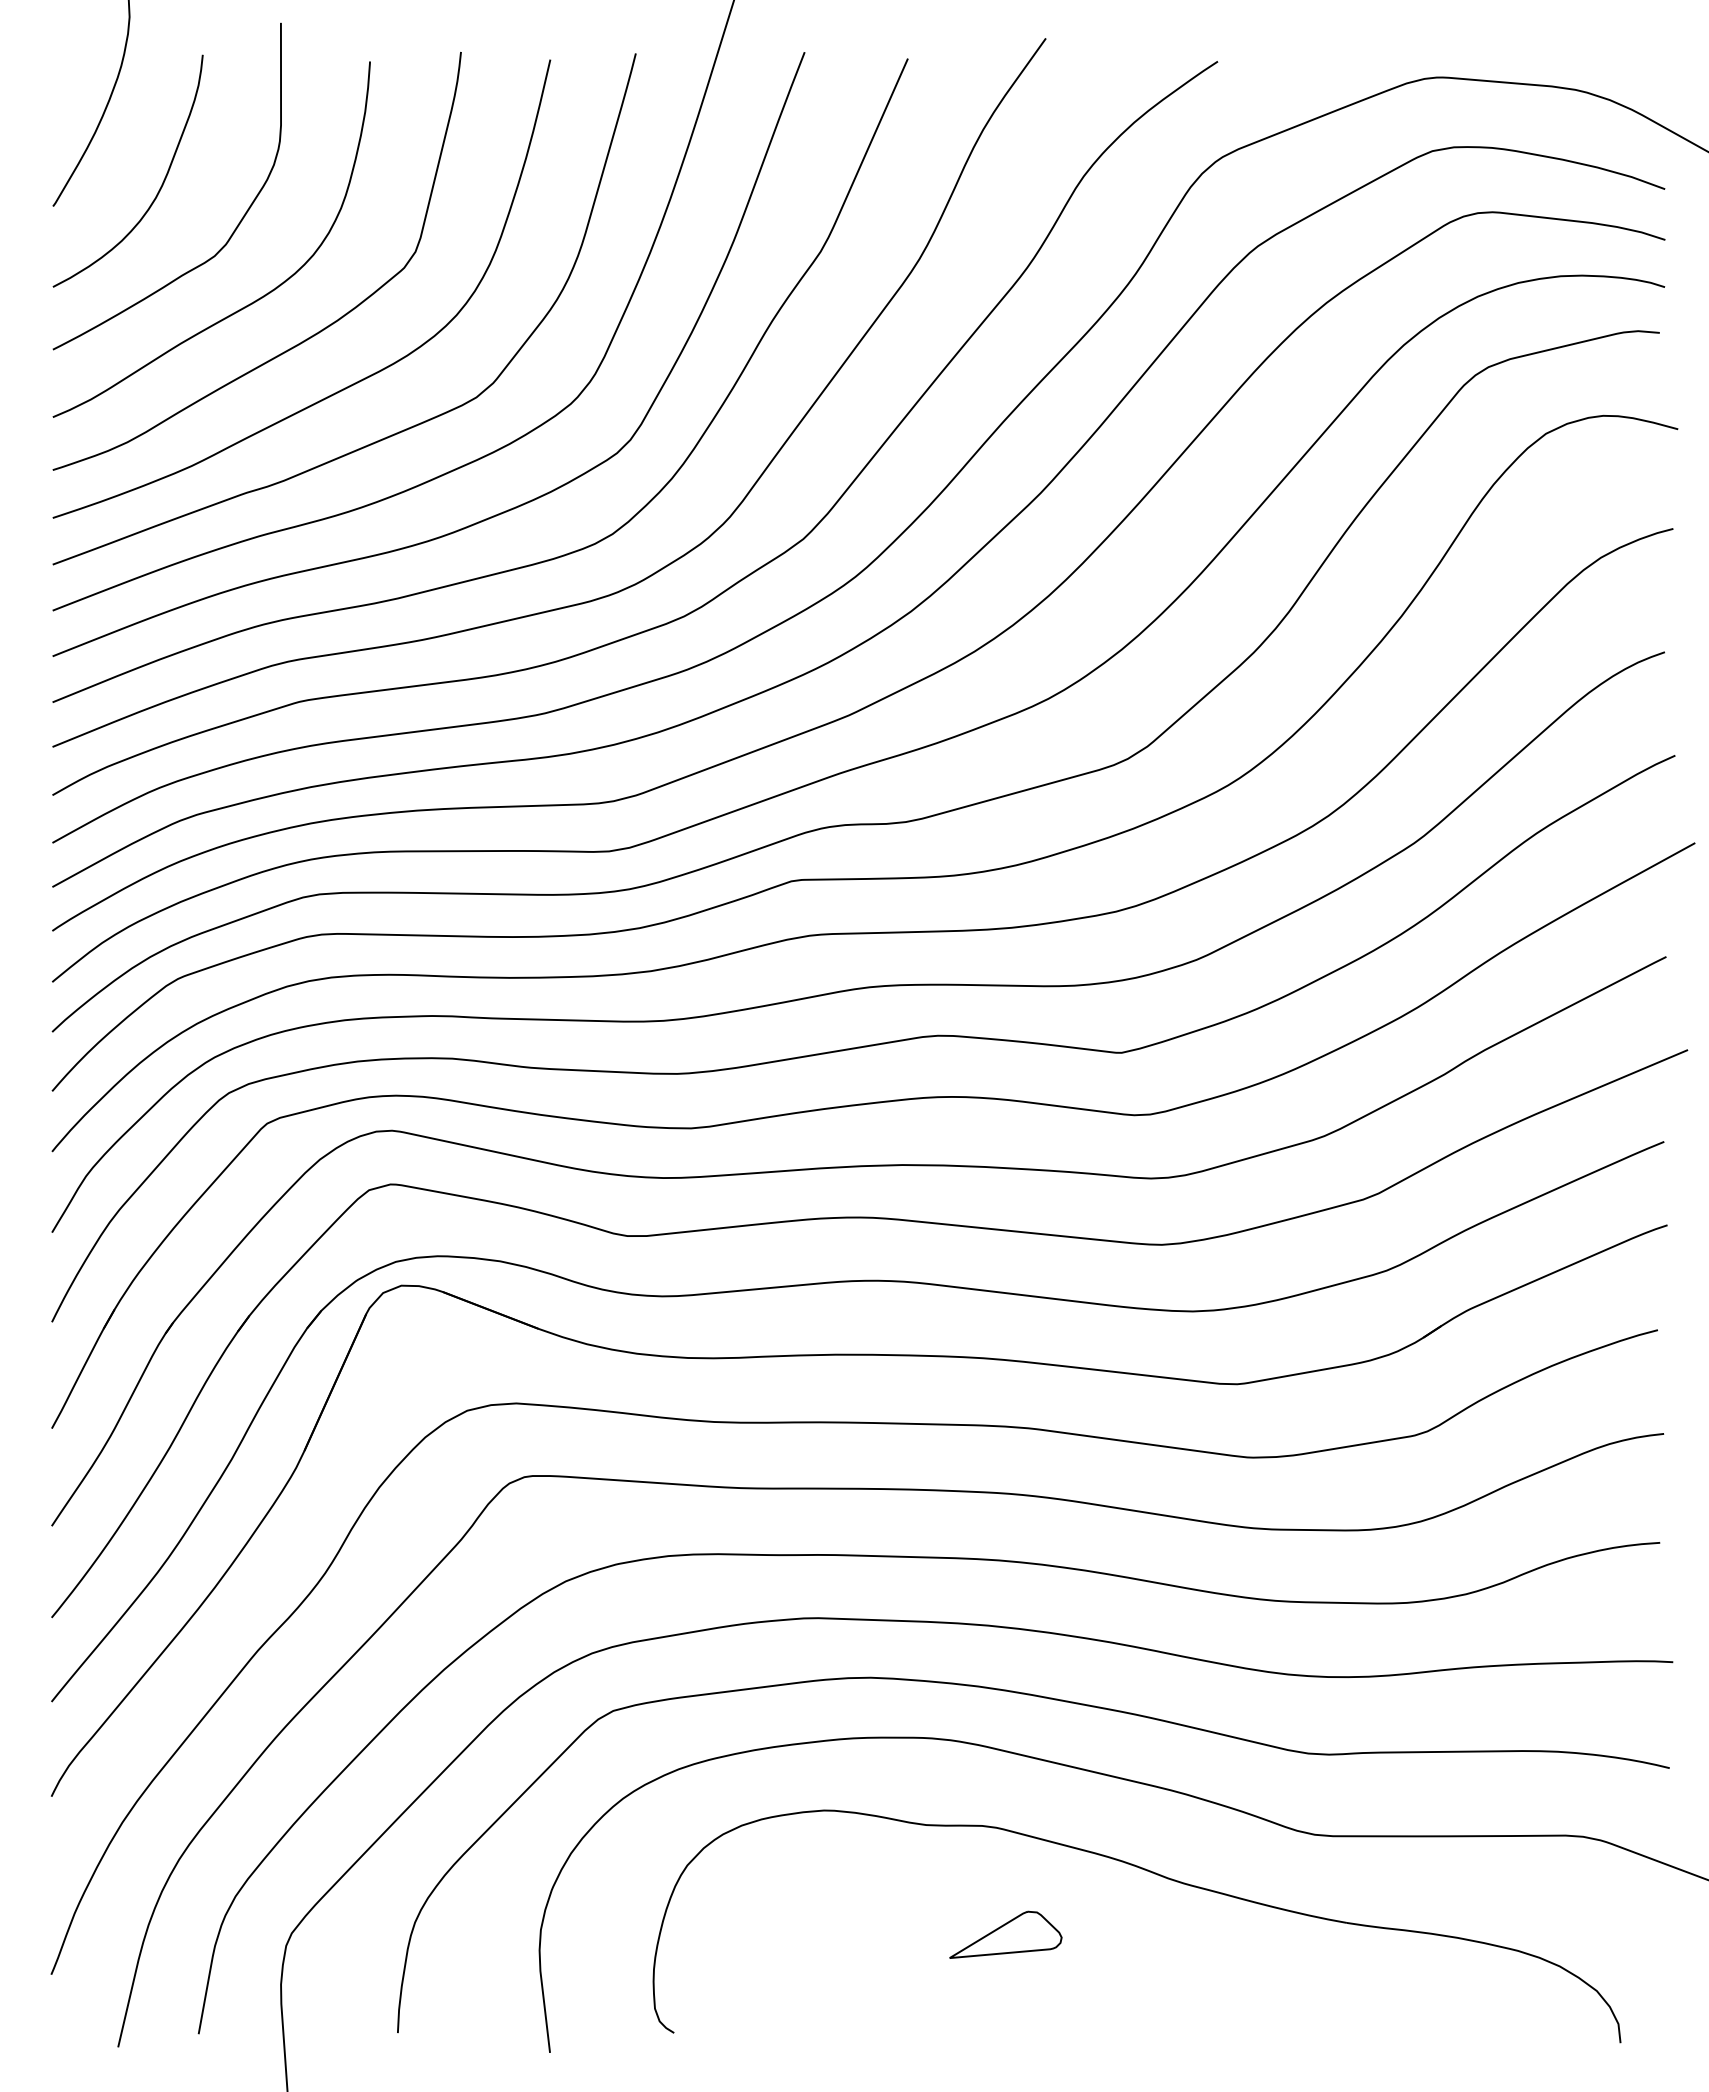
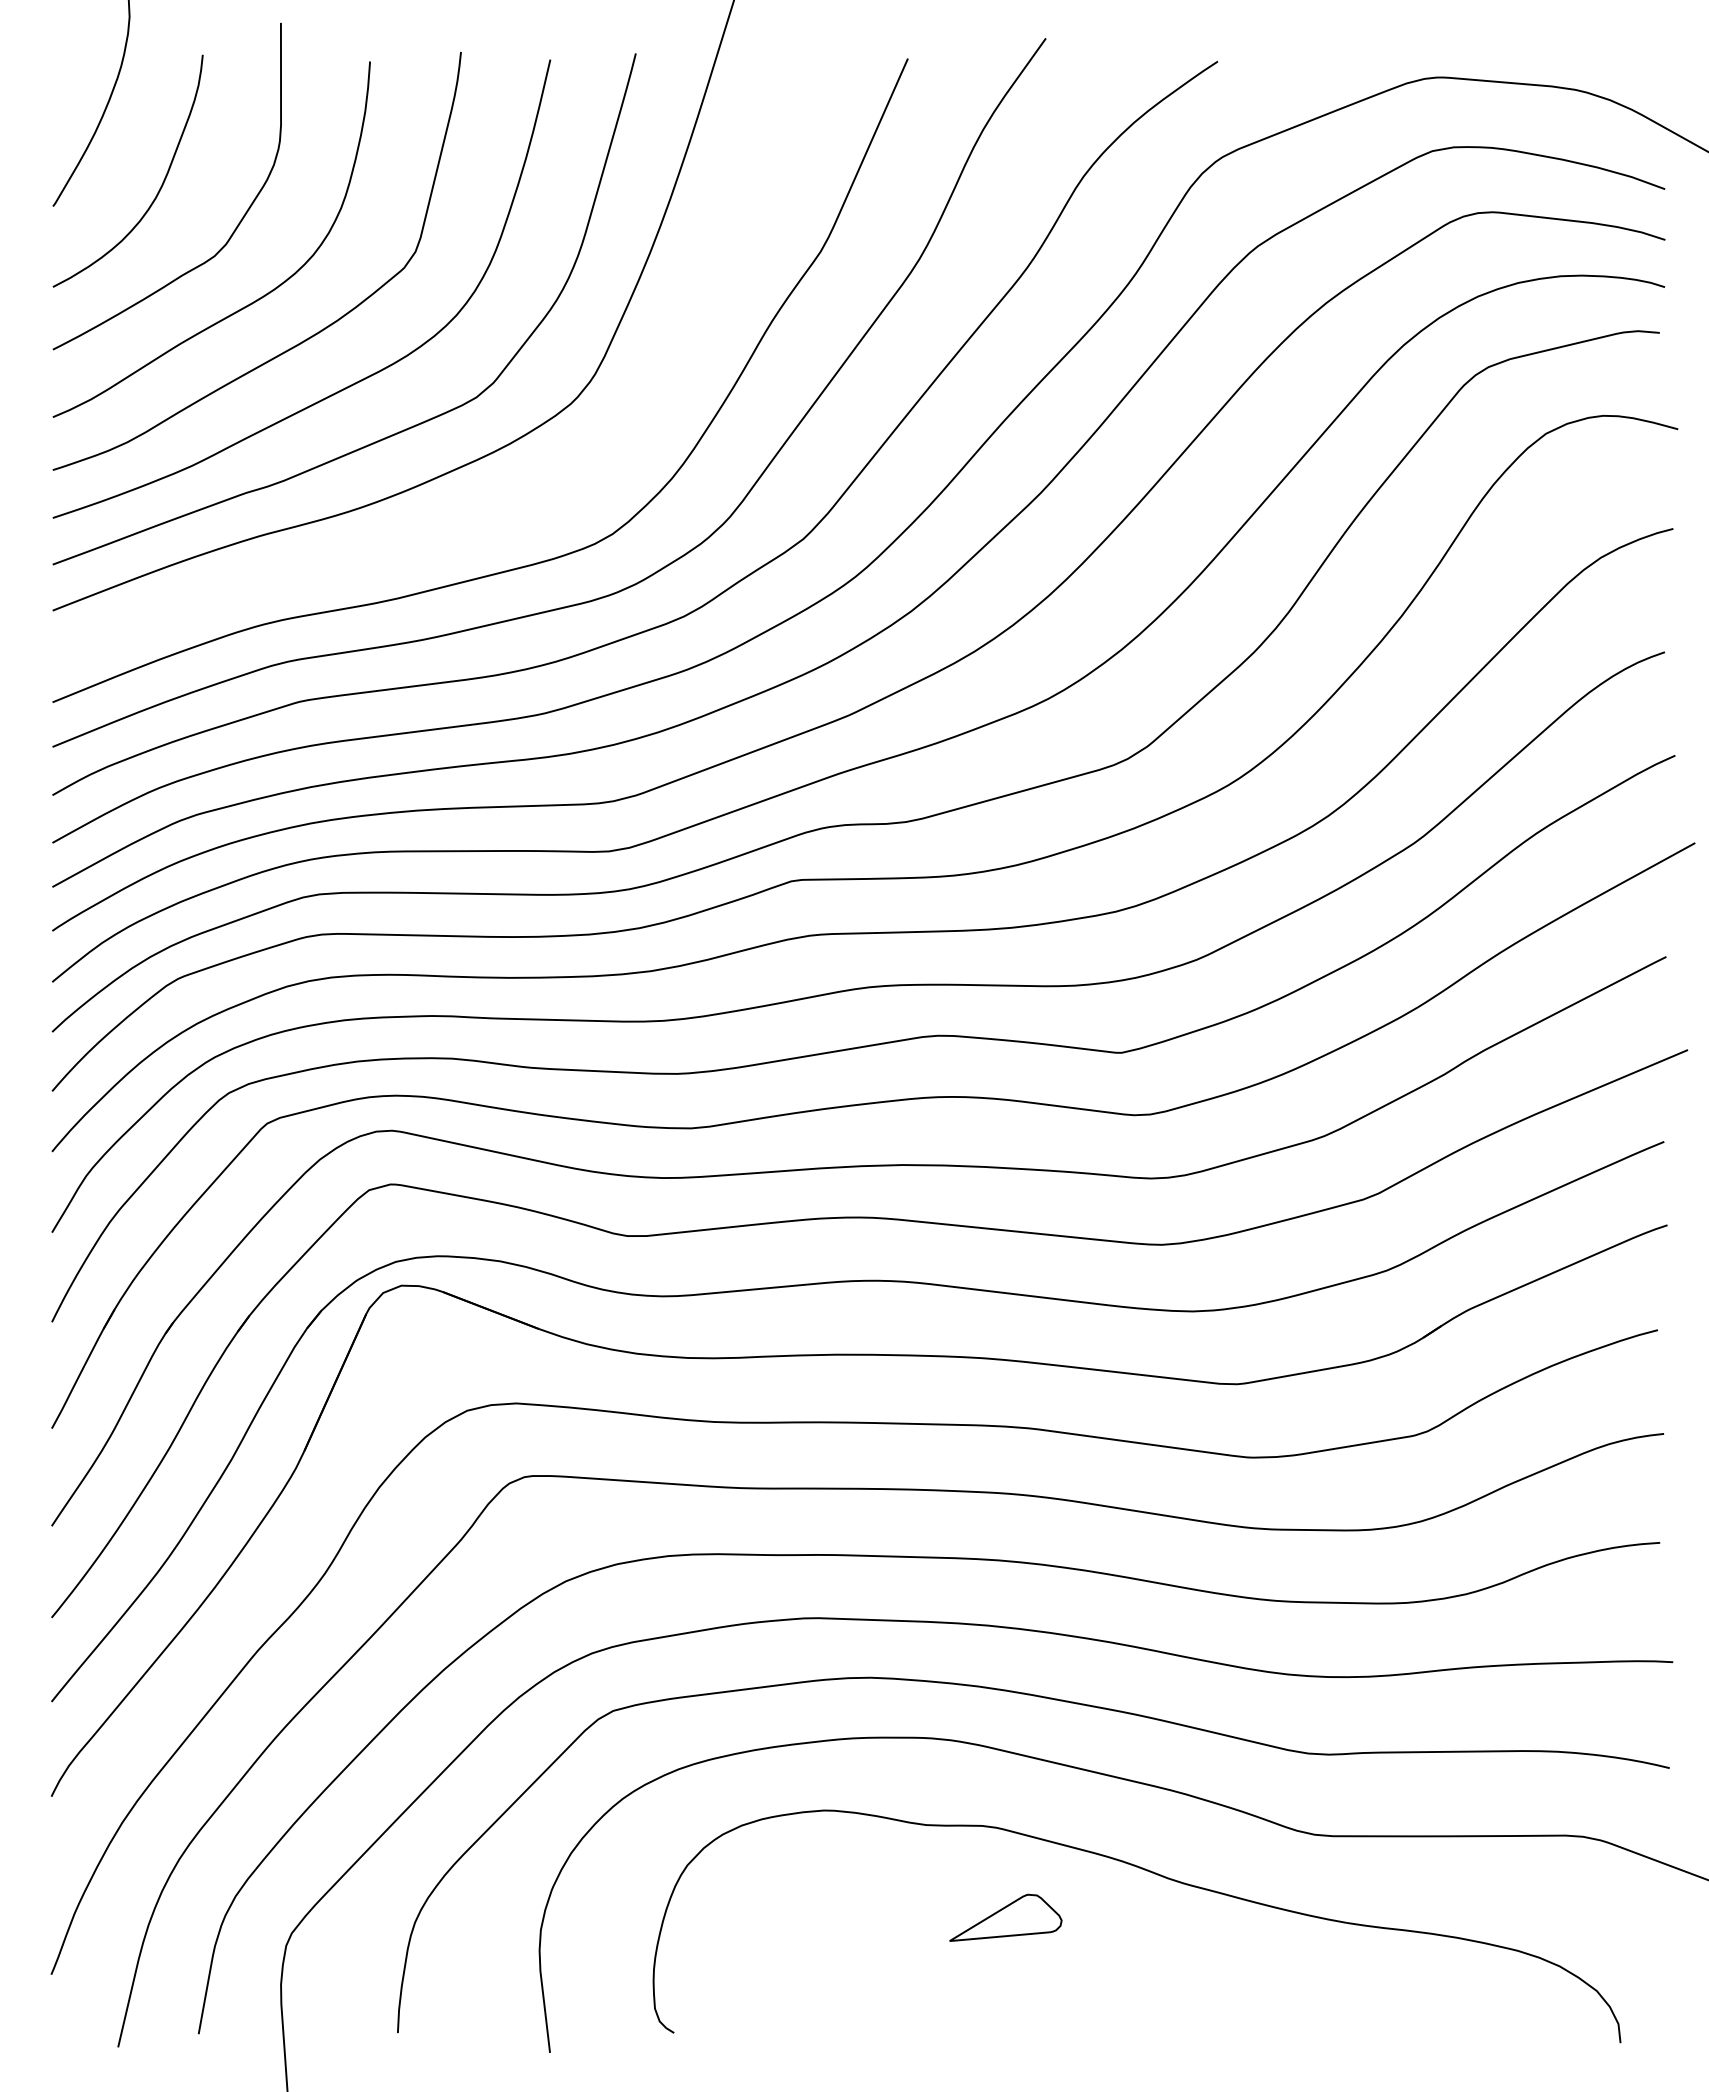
curve: present -> none (490, 516)
part position: (1005, 1934) -> (1005, 1917) (1005, 1917)
